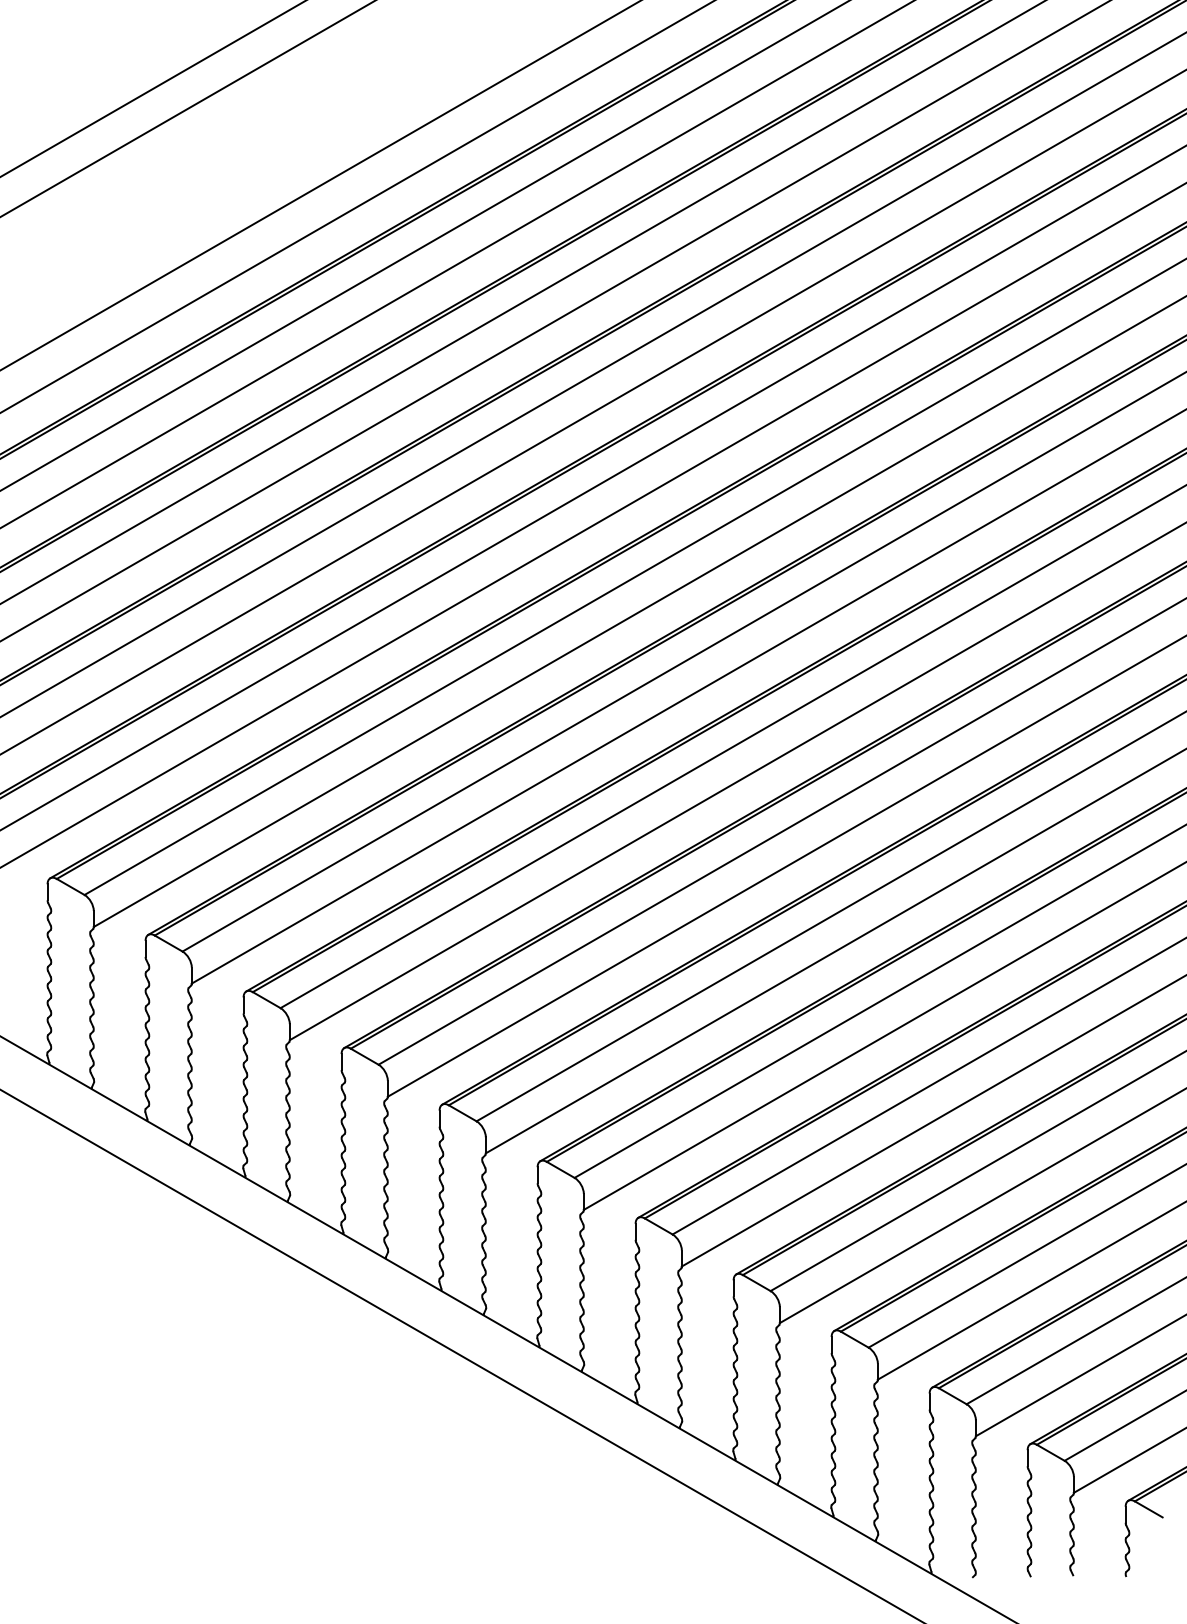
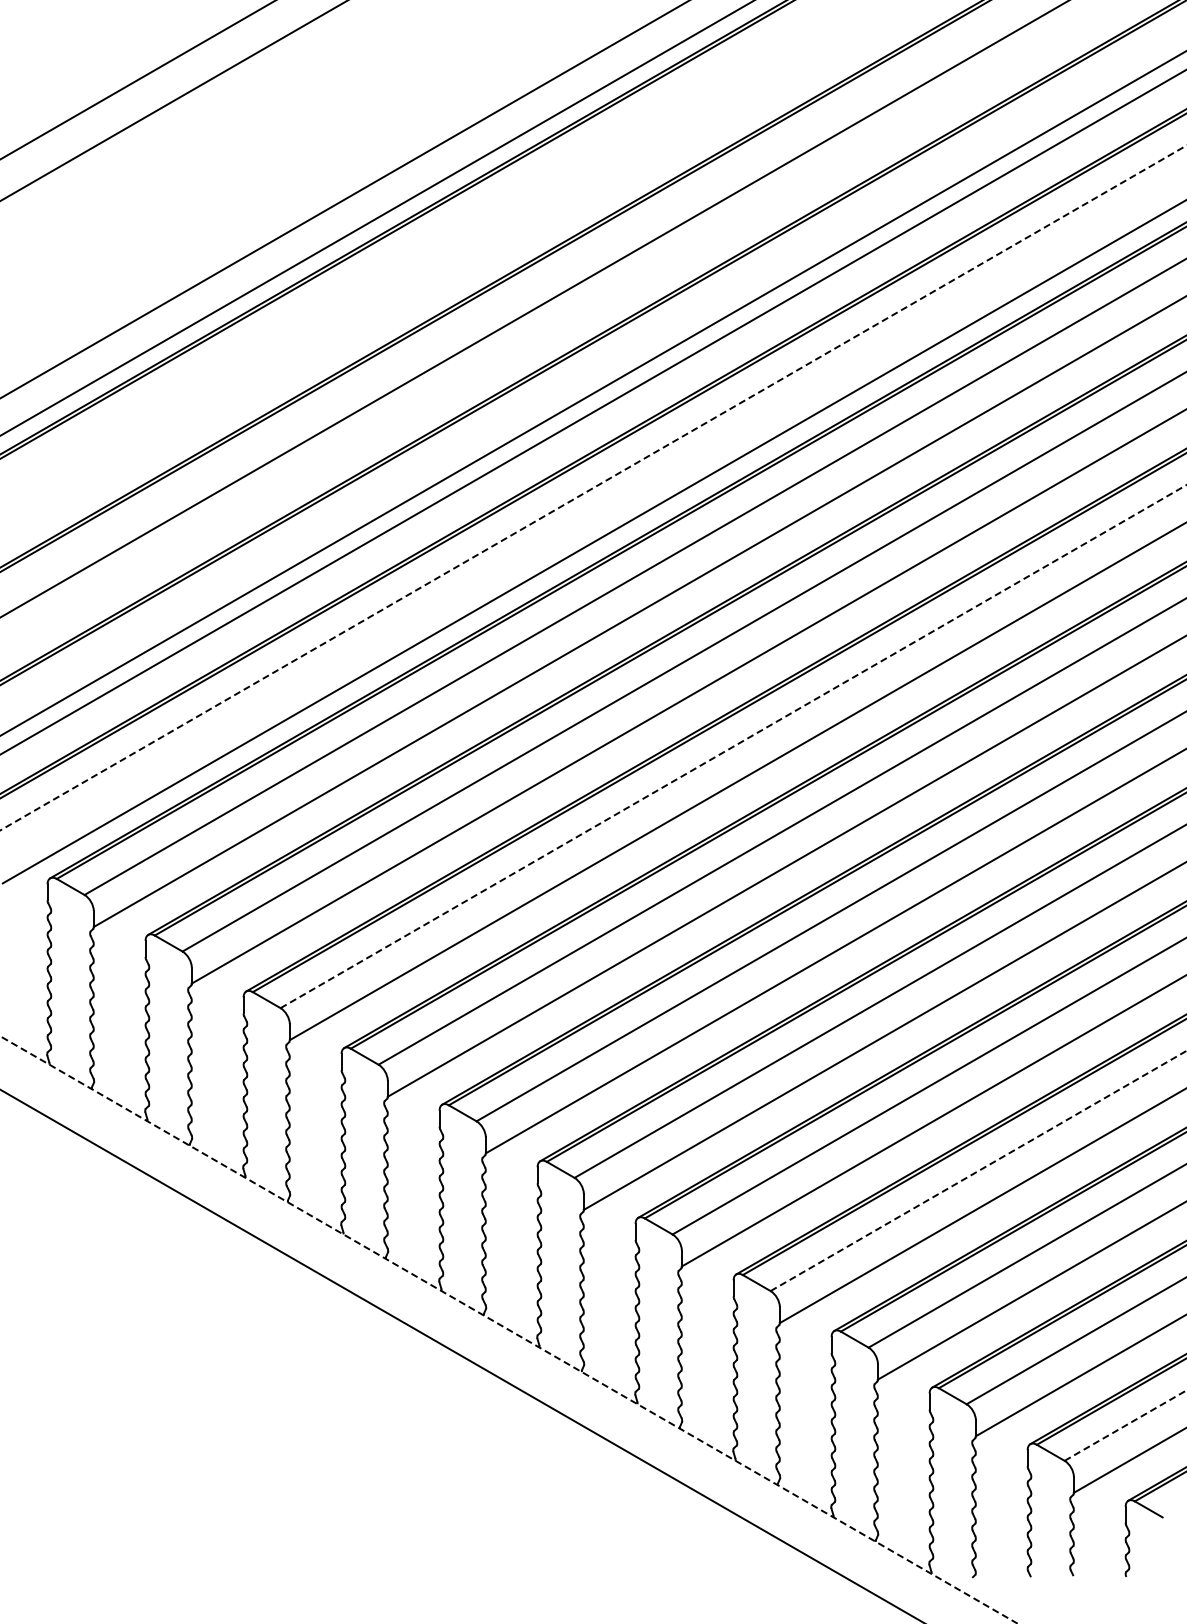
line position: (152, 89) -> (137, 80) (137, 80)
line position: (187, 109) -> (173, 101) (173, 101)
line position: (320, 185) -> (344, 199) (344, 199)
line position: (356, 206) -> (376, 218) (376, 218)
line: present -> none (424, 245)
line: present -> none (456, 264)
line position: (522, 302) -> (534, 309) (534, 309)
line: present -> none (554, 321)
line position: (592, 375) -> (592, 393) (592, 393)
line: solid -> dashed (593, 487)
line position: (592, 525) -> (592, 542) (592, 542)
line: solid -> dashed (733, 746)
line: solid -> dashed (978, 1171)
line: solid -> dashed (509, 1330)
line: solid -> dashed (1126, 1425)
